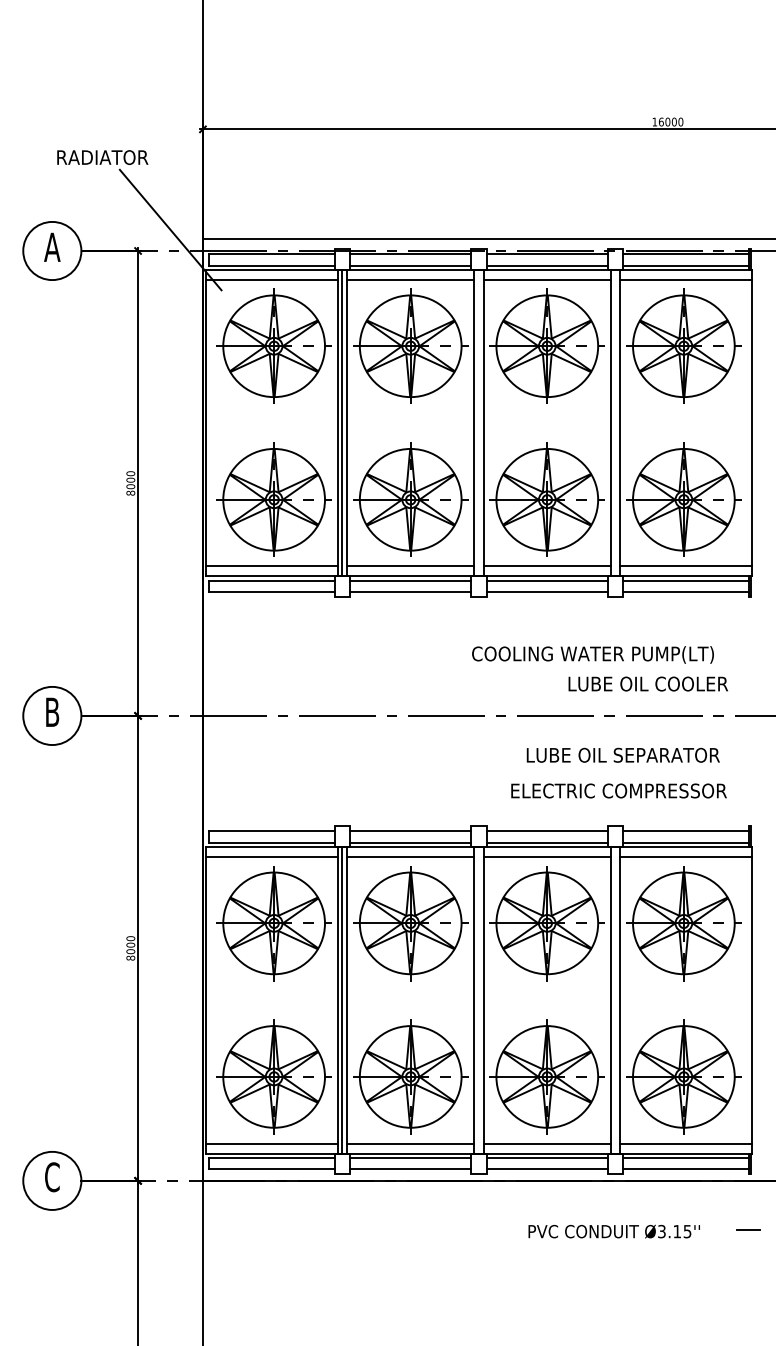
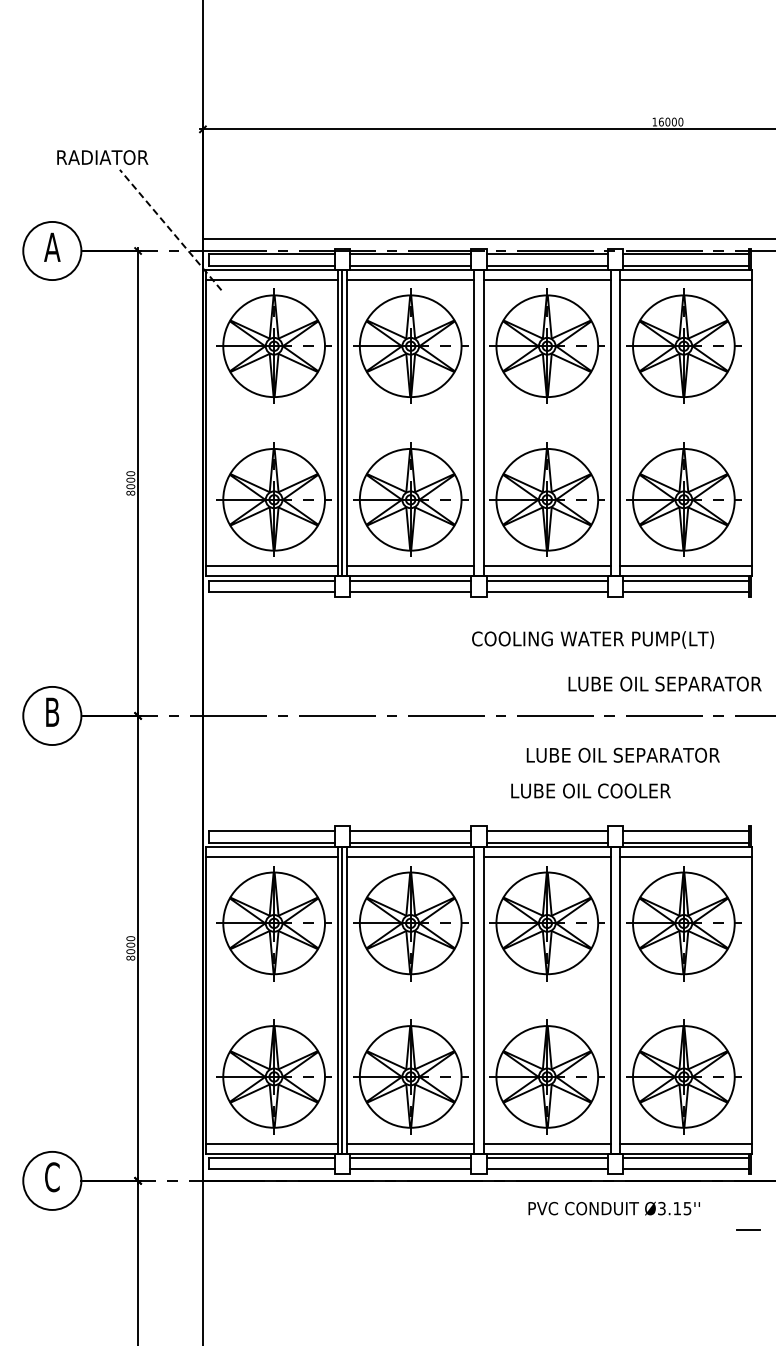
line: solid -> dashed (170, 230)
text position: (592, 654) -> (592, 639) (592, 639)
text: LUBE OIL COOLER -> LUBE OIL SEPARATOR (708, 683)
text: ELECTRIC COMPRESSOR -> LUBE OIL COOLER (619, 790)
text position: (613, 1231) -> (613, 1208) (613, 1208)
